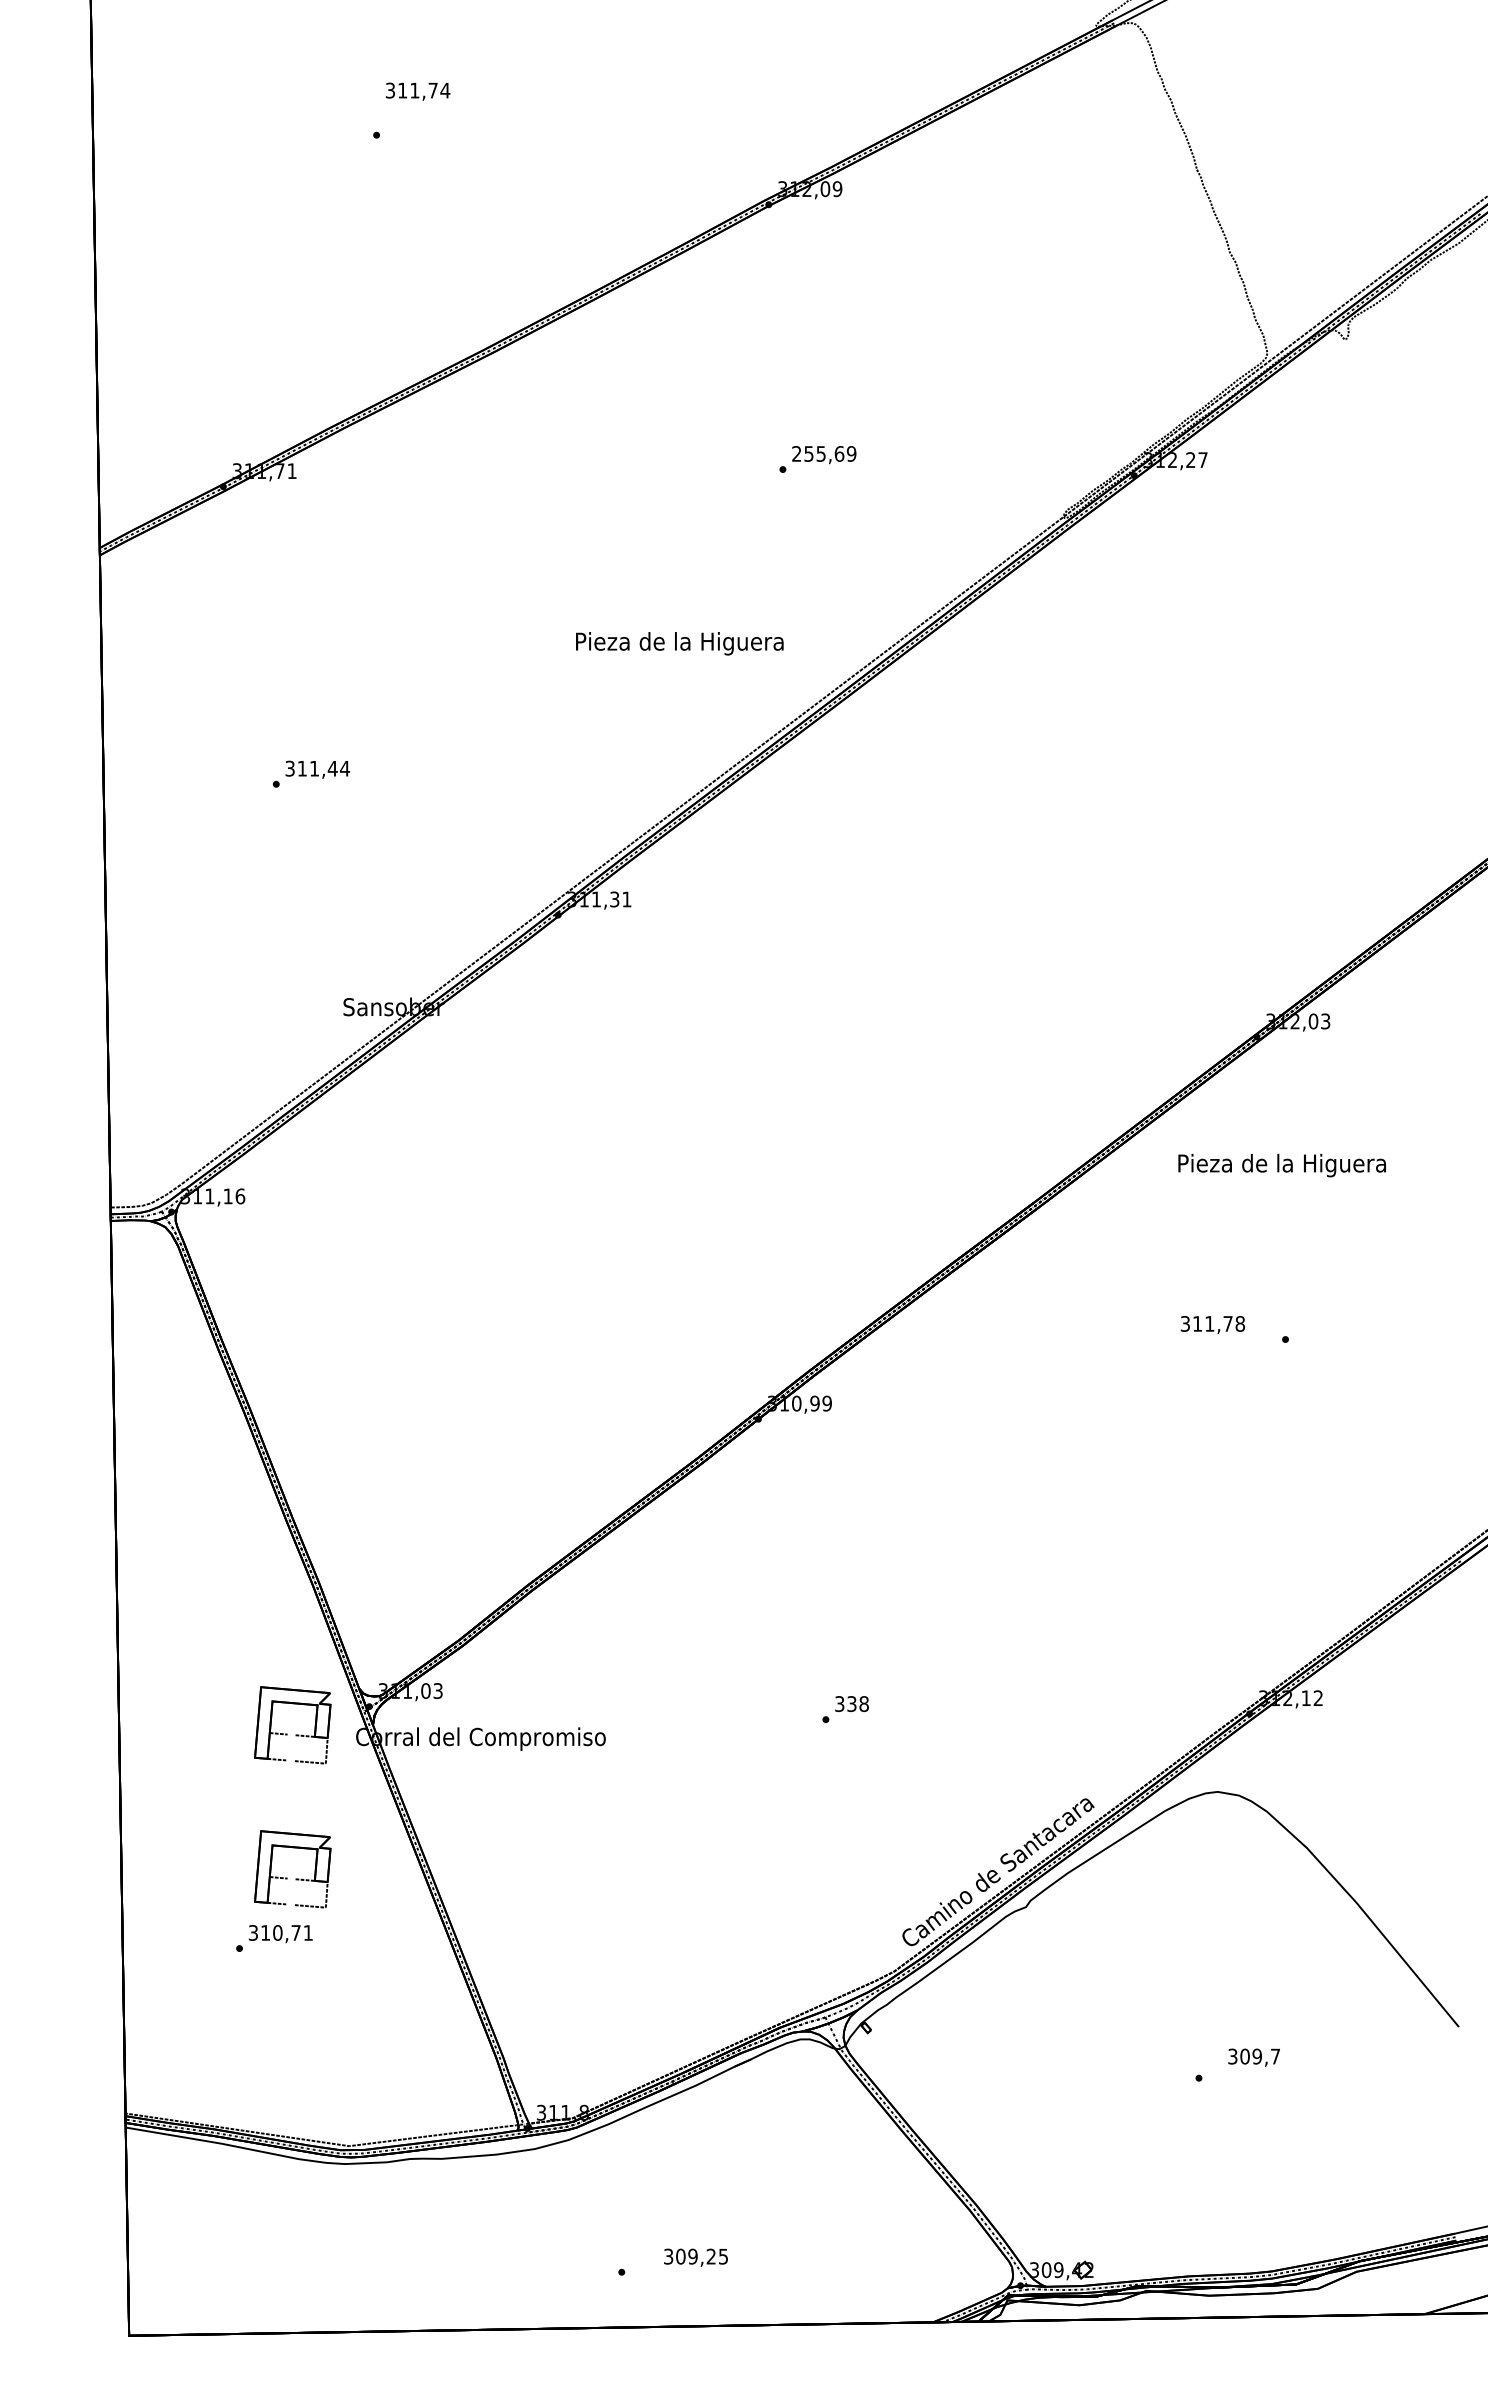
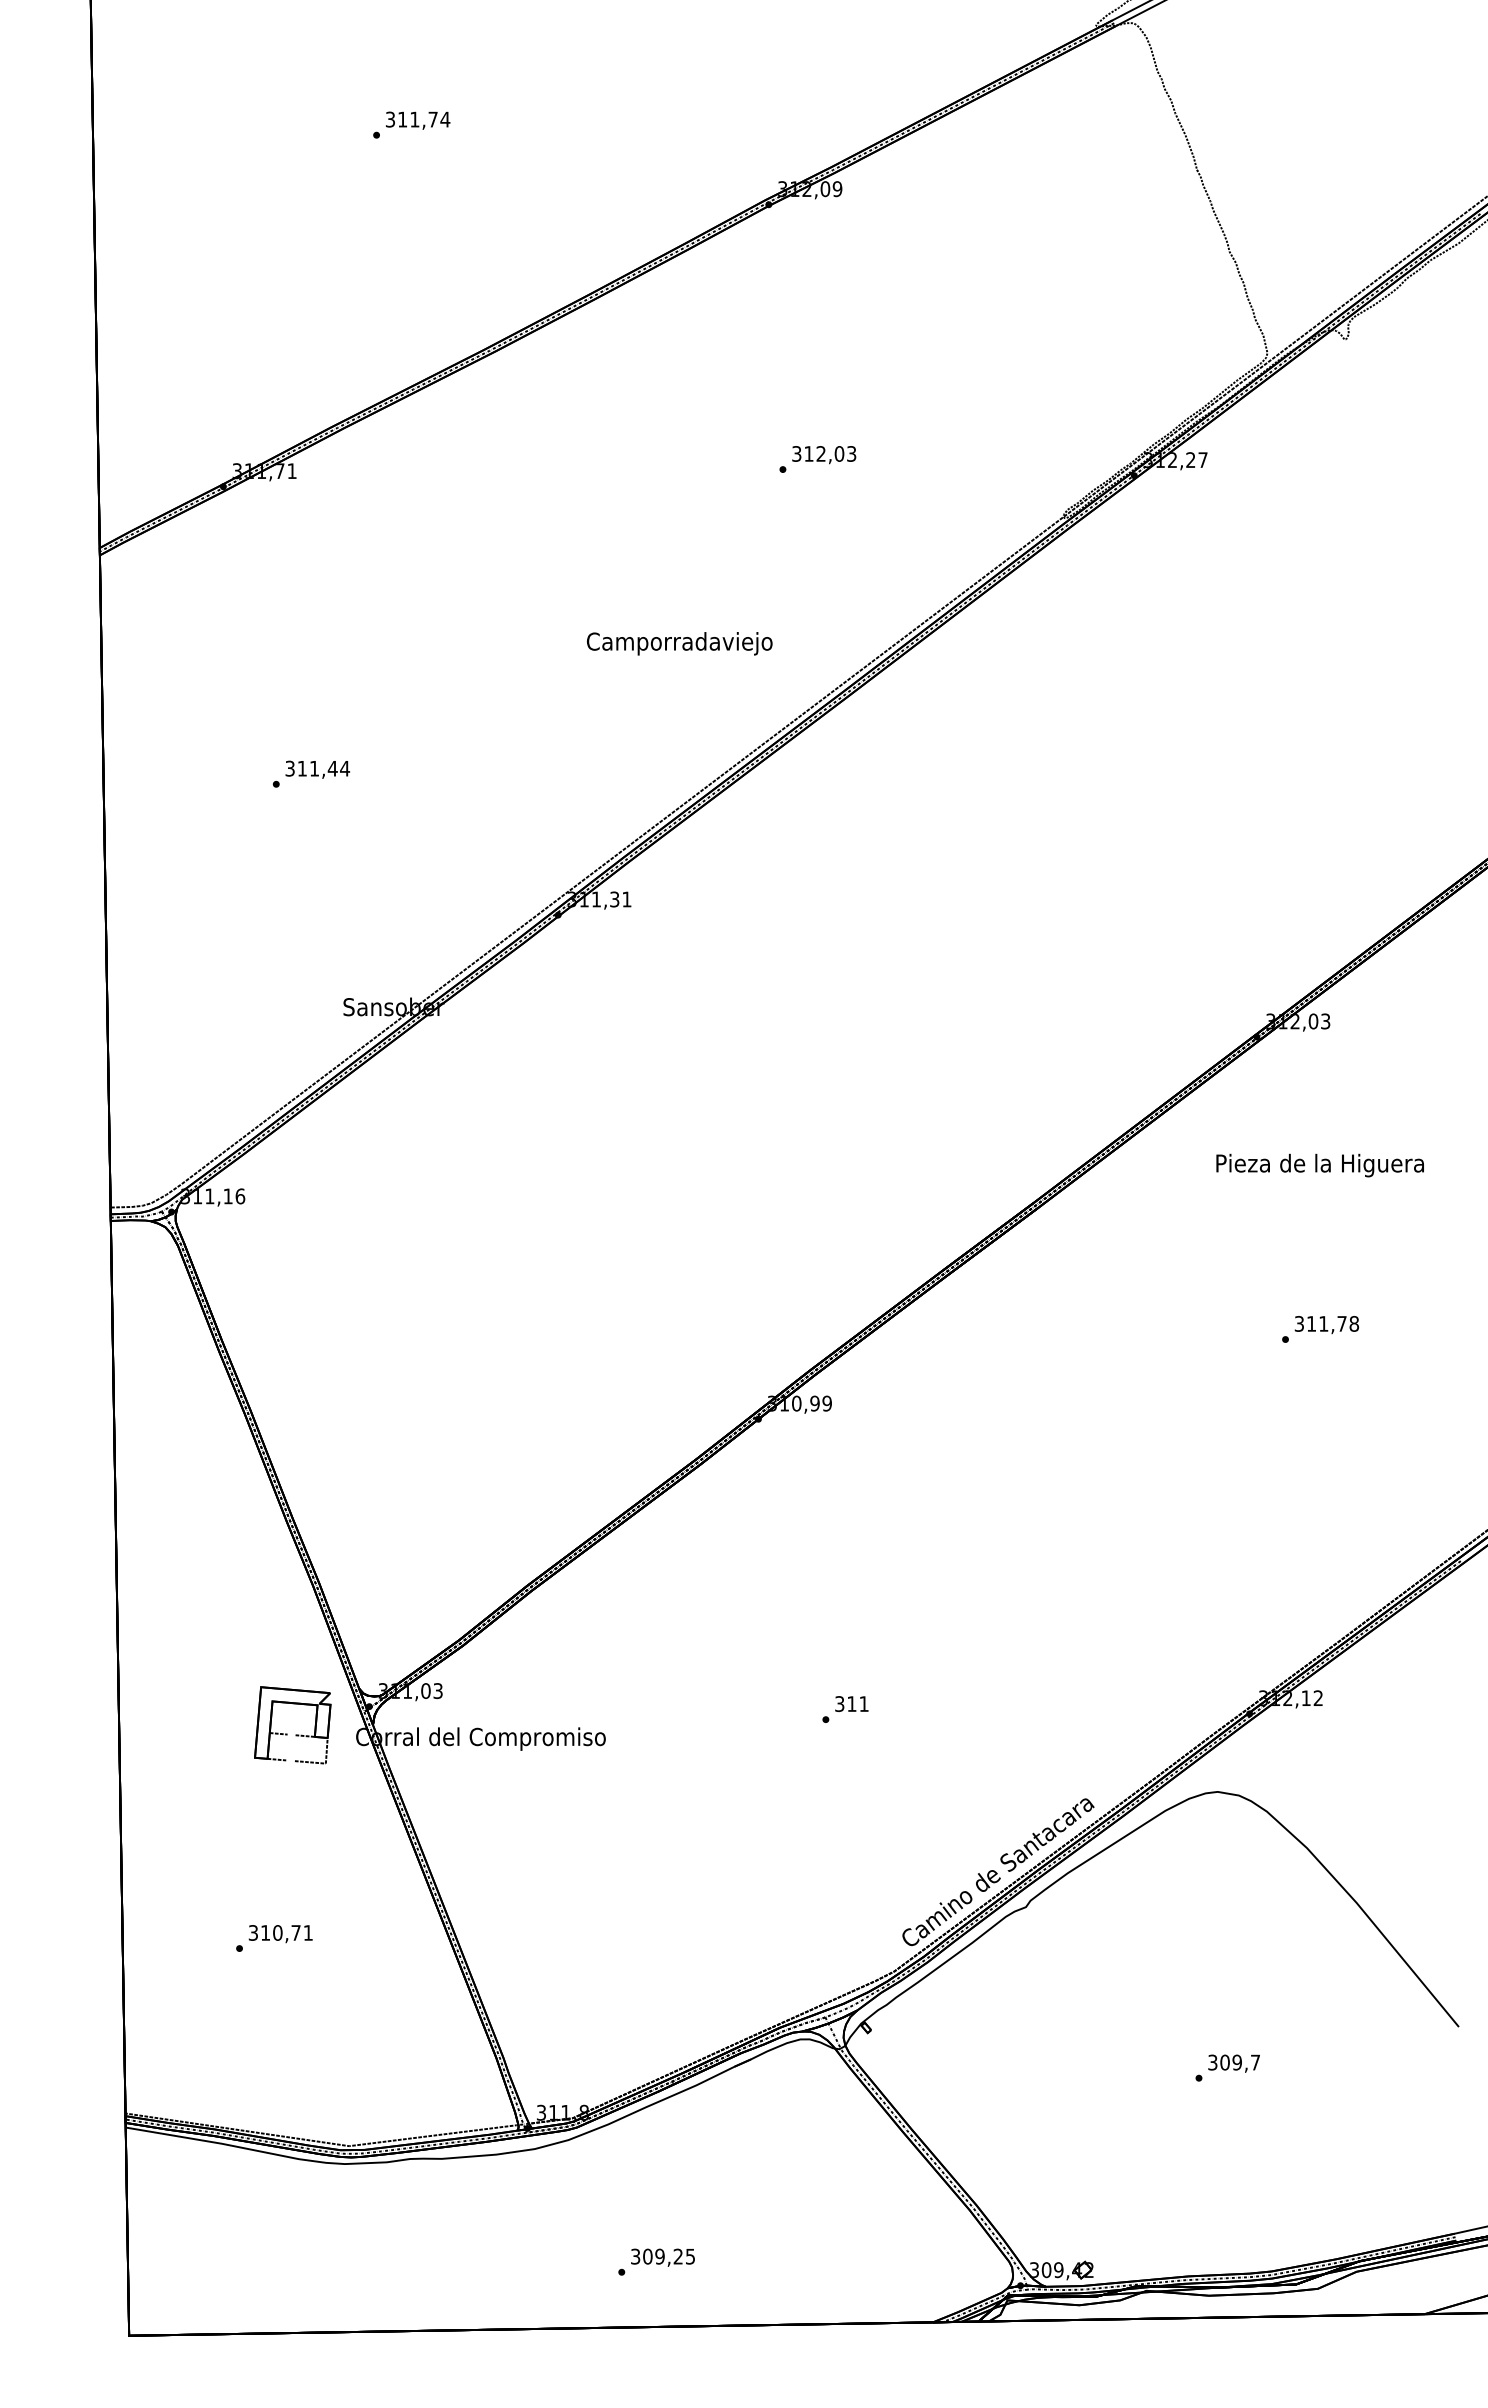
text position: (418, 91) -> (418, 120) (418, 120)
text: 255,69 -> 312,03 (824, 453)
text: Pieza de la Higuera -> Camporradaviejo (679, 643)
text position: (1281, 1165) -> (1319, 1165) (1319, 1165)
text position: (1212, 1325) -> (1326, 1325) (1326, 1325)
text: 338 -> 311 (857, 1704)
part: present -> none (287, 1877)
text position: (1253, 2057) -> (1233, 2063) (1233, 2063)
text position: (695, 2257) -> (662, 2257) (662, 2257)
